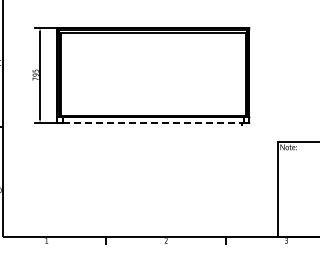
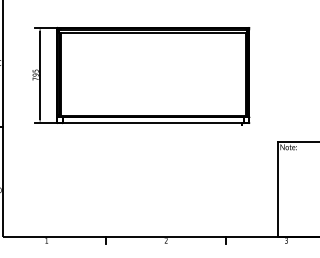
line: dashed -> solid (153, 123)
